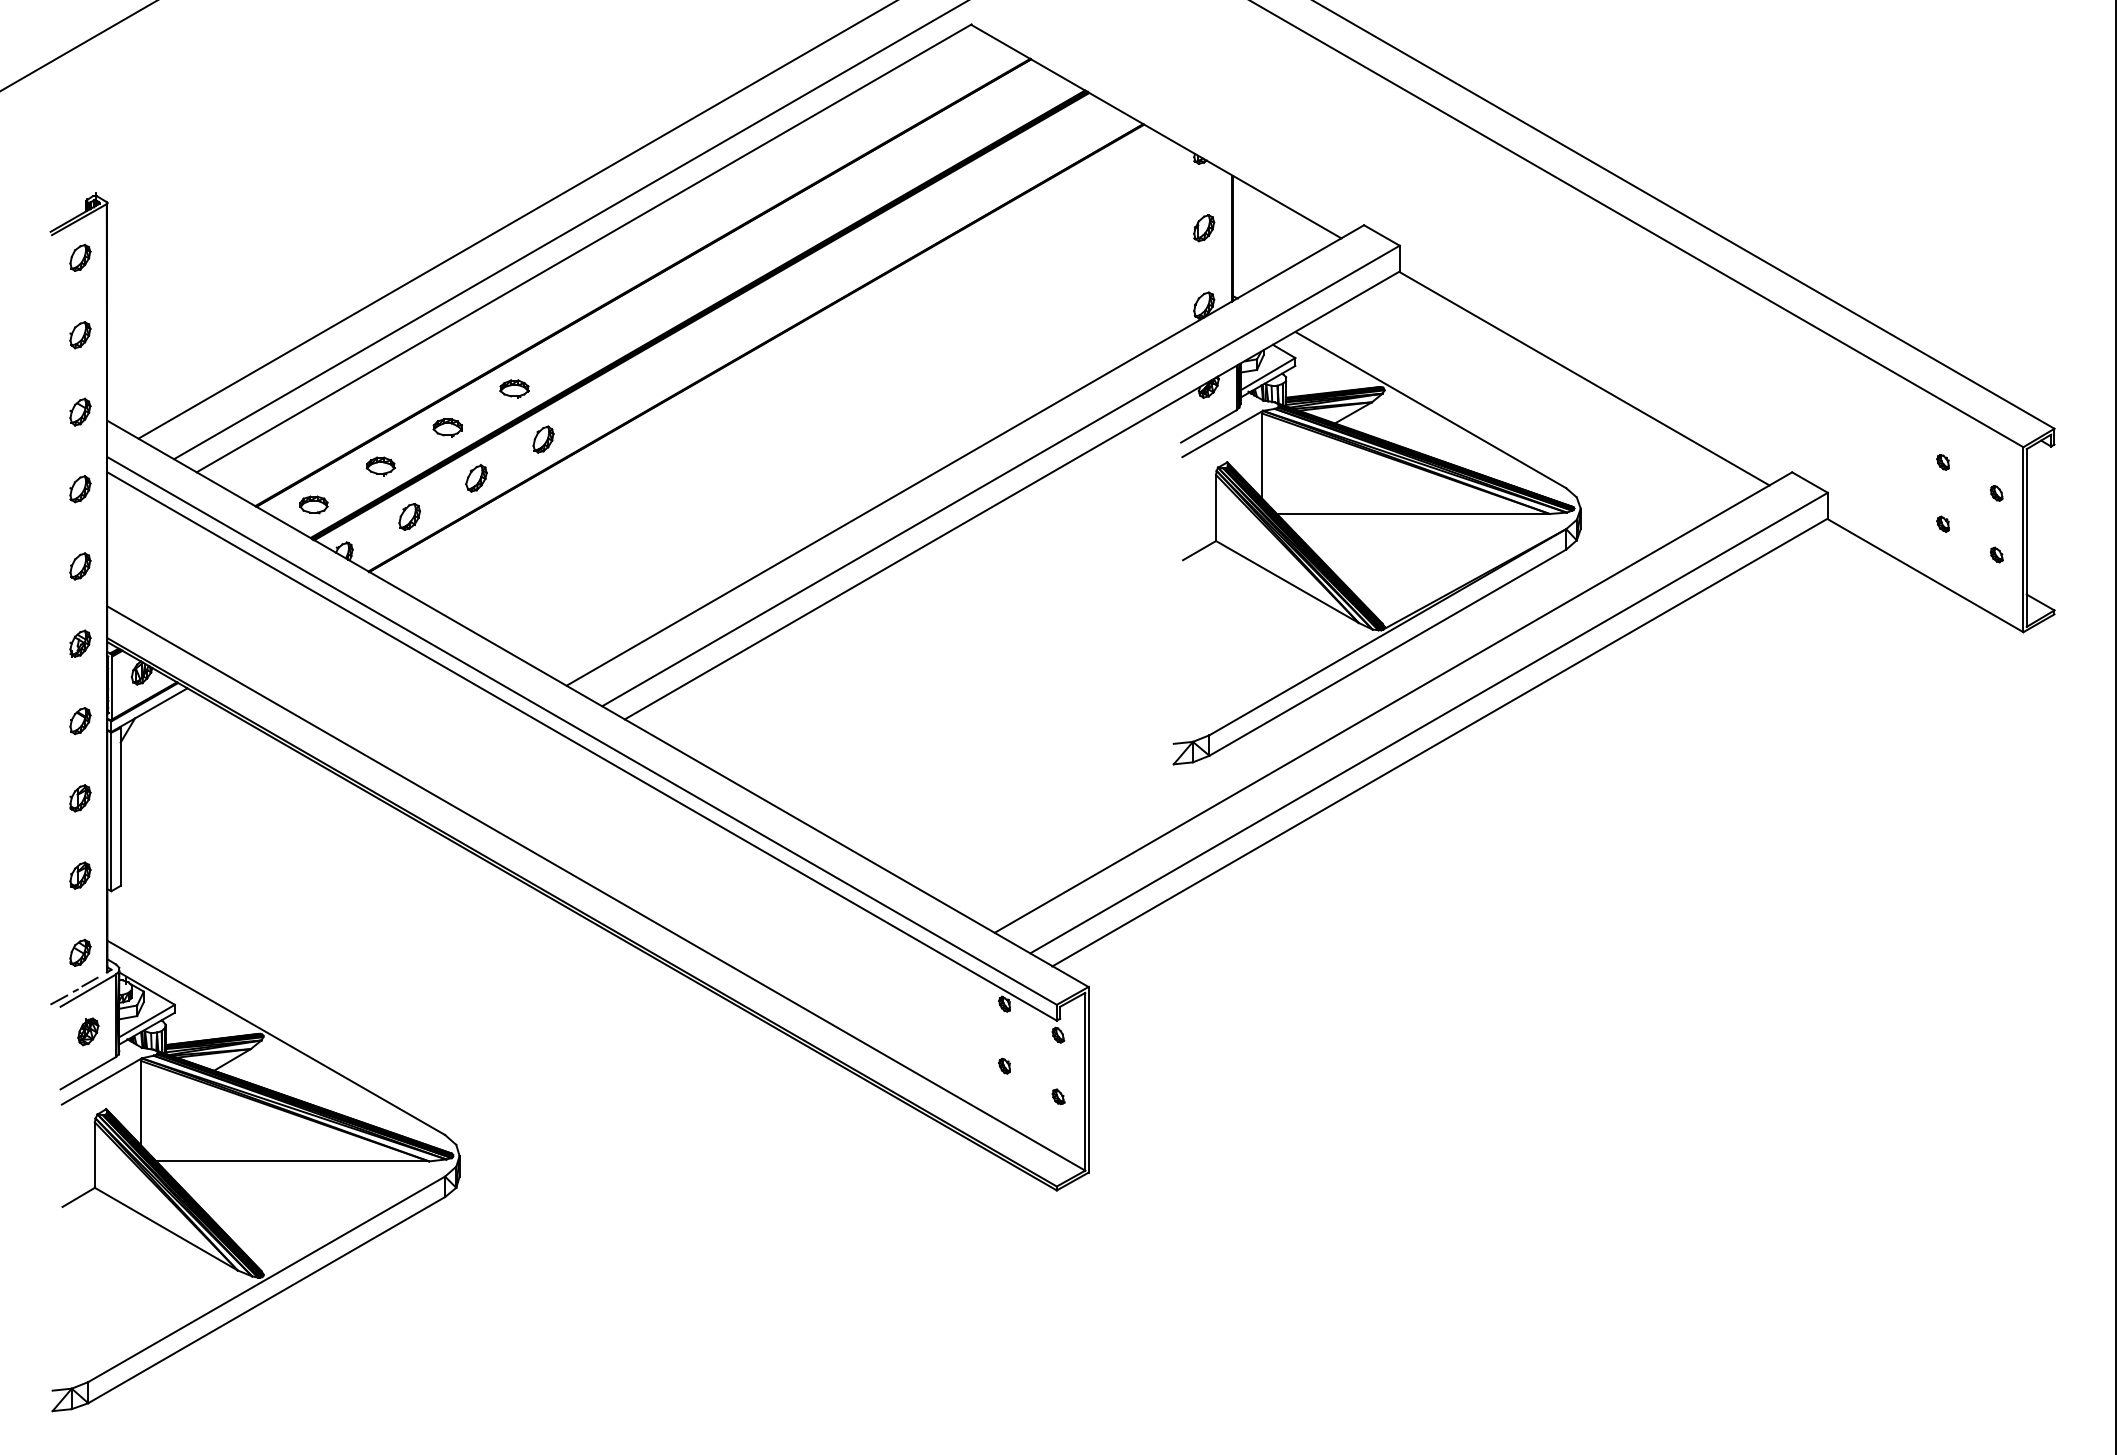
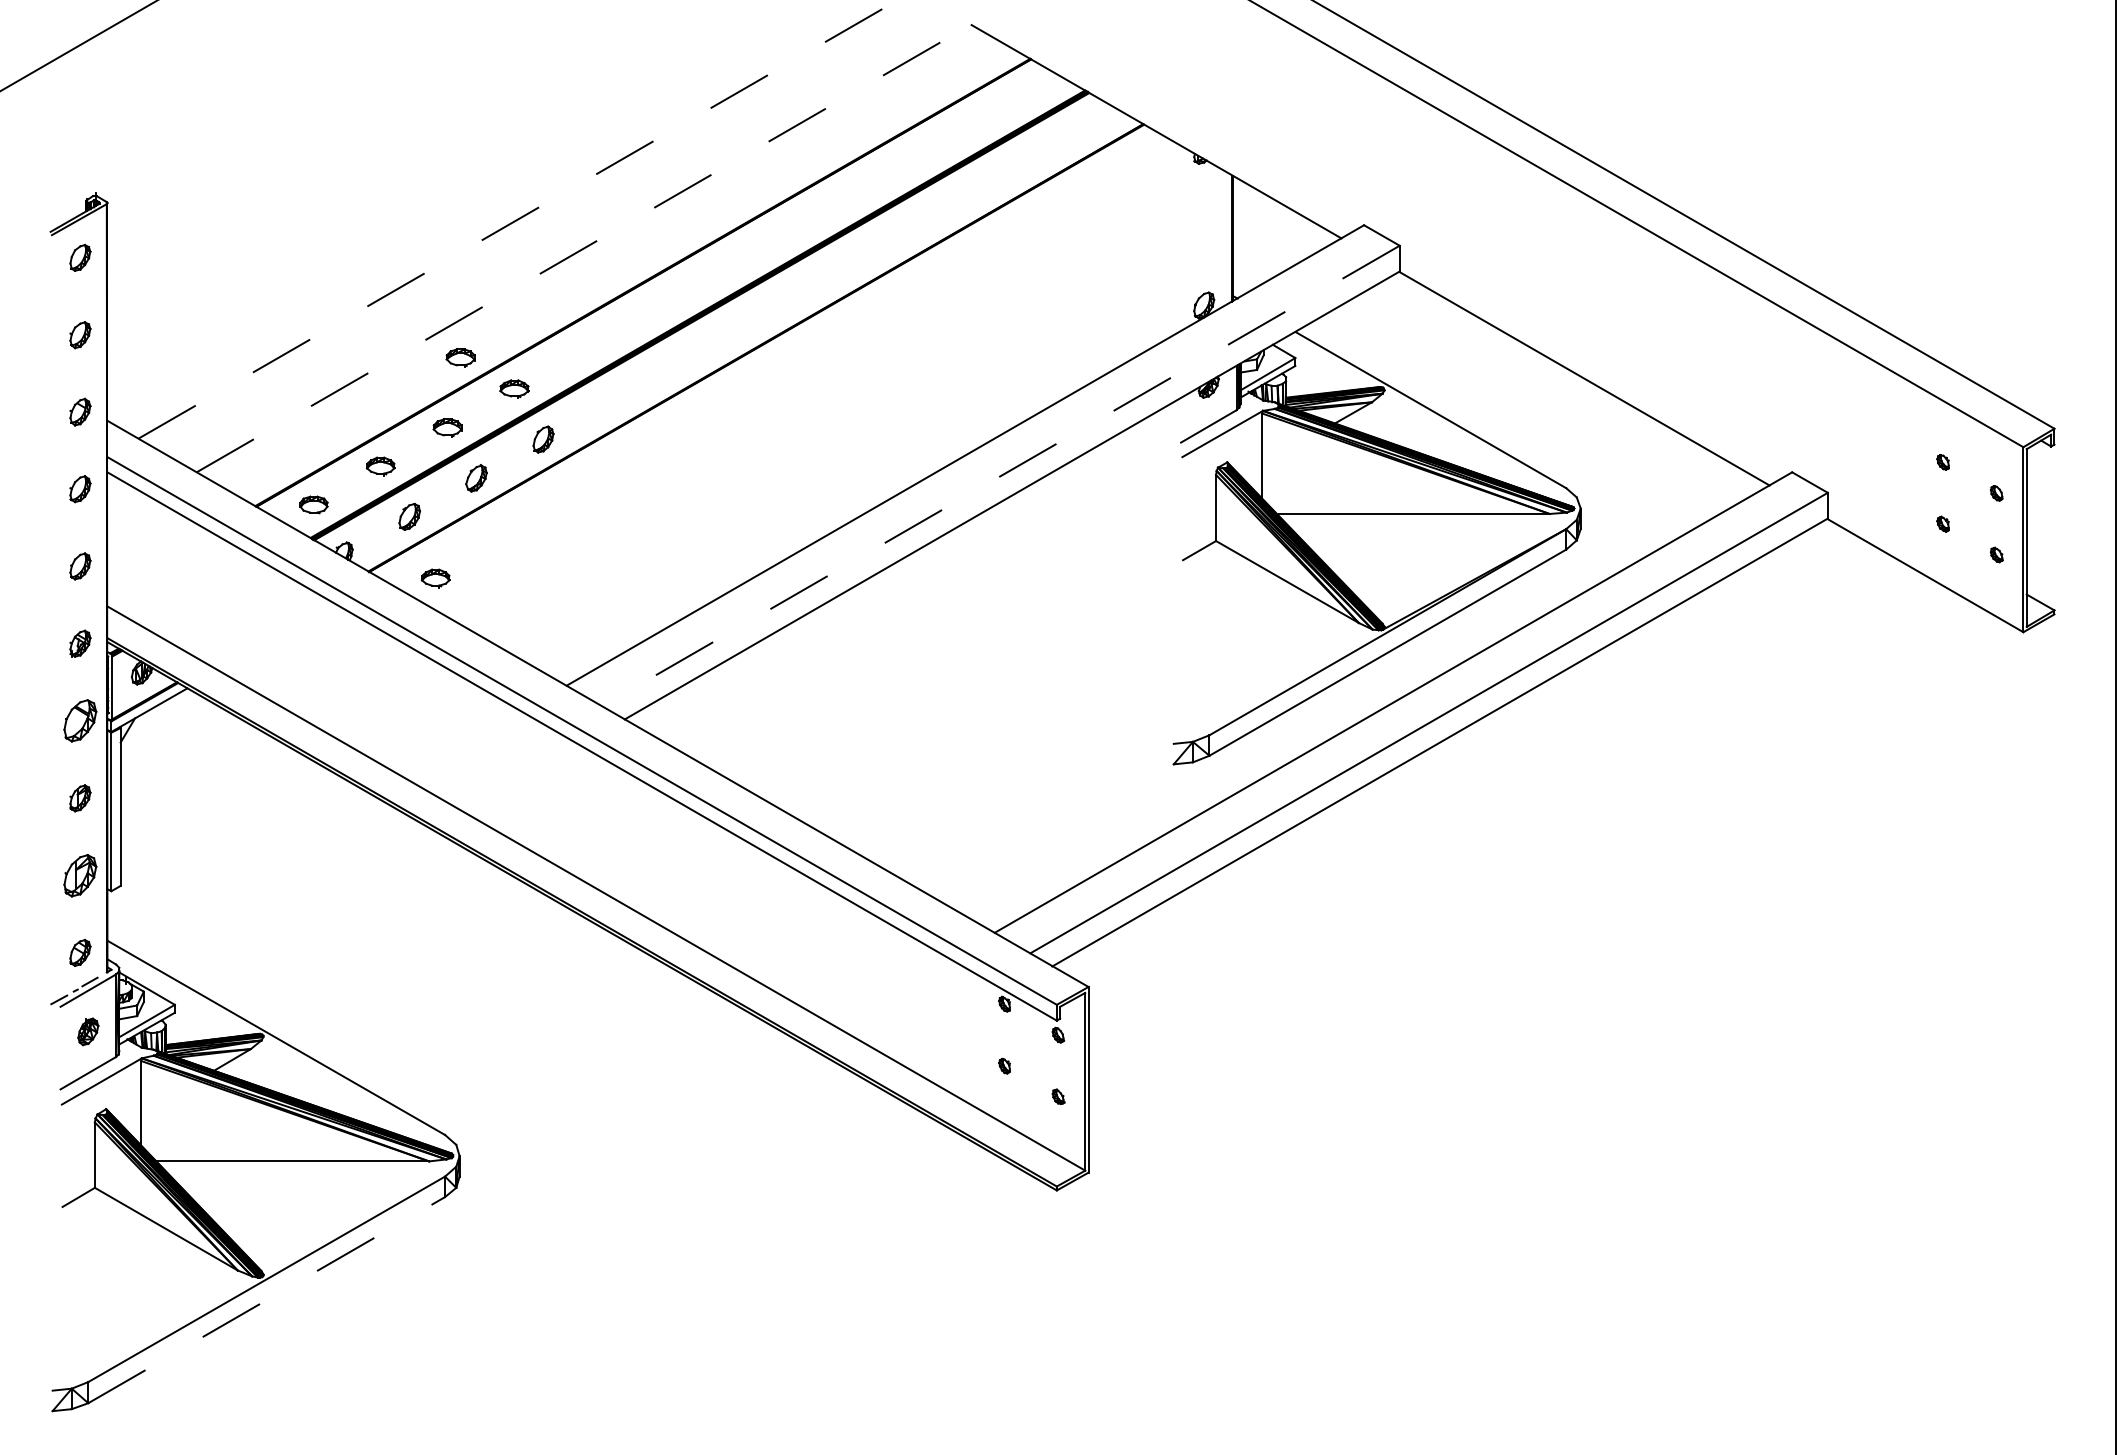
line: solid -> dashed (518, 219)
part: present -> none (1204, 228)
line: present -> none (569, 230)
line: solid -> dashed (584, 248)
part: none -> present (460, 357)
line: solid -> dashed (1000, 476)
part: none -> present (435, 578)
part size: 23x29 px -> 35x44 px (80, 720)
part size: 23x29 px -> 35x44 px (80, 875)
line: solid -> dashed (267, 1299)
